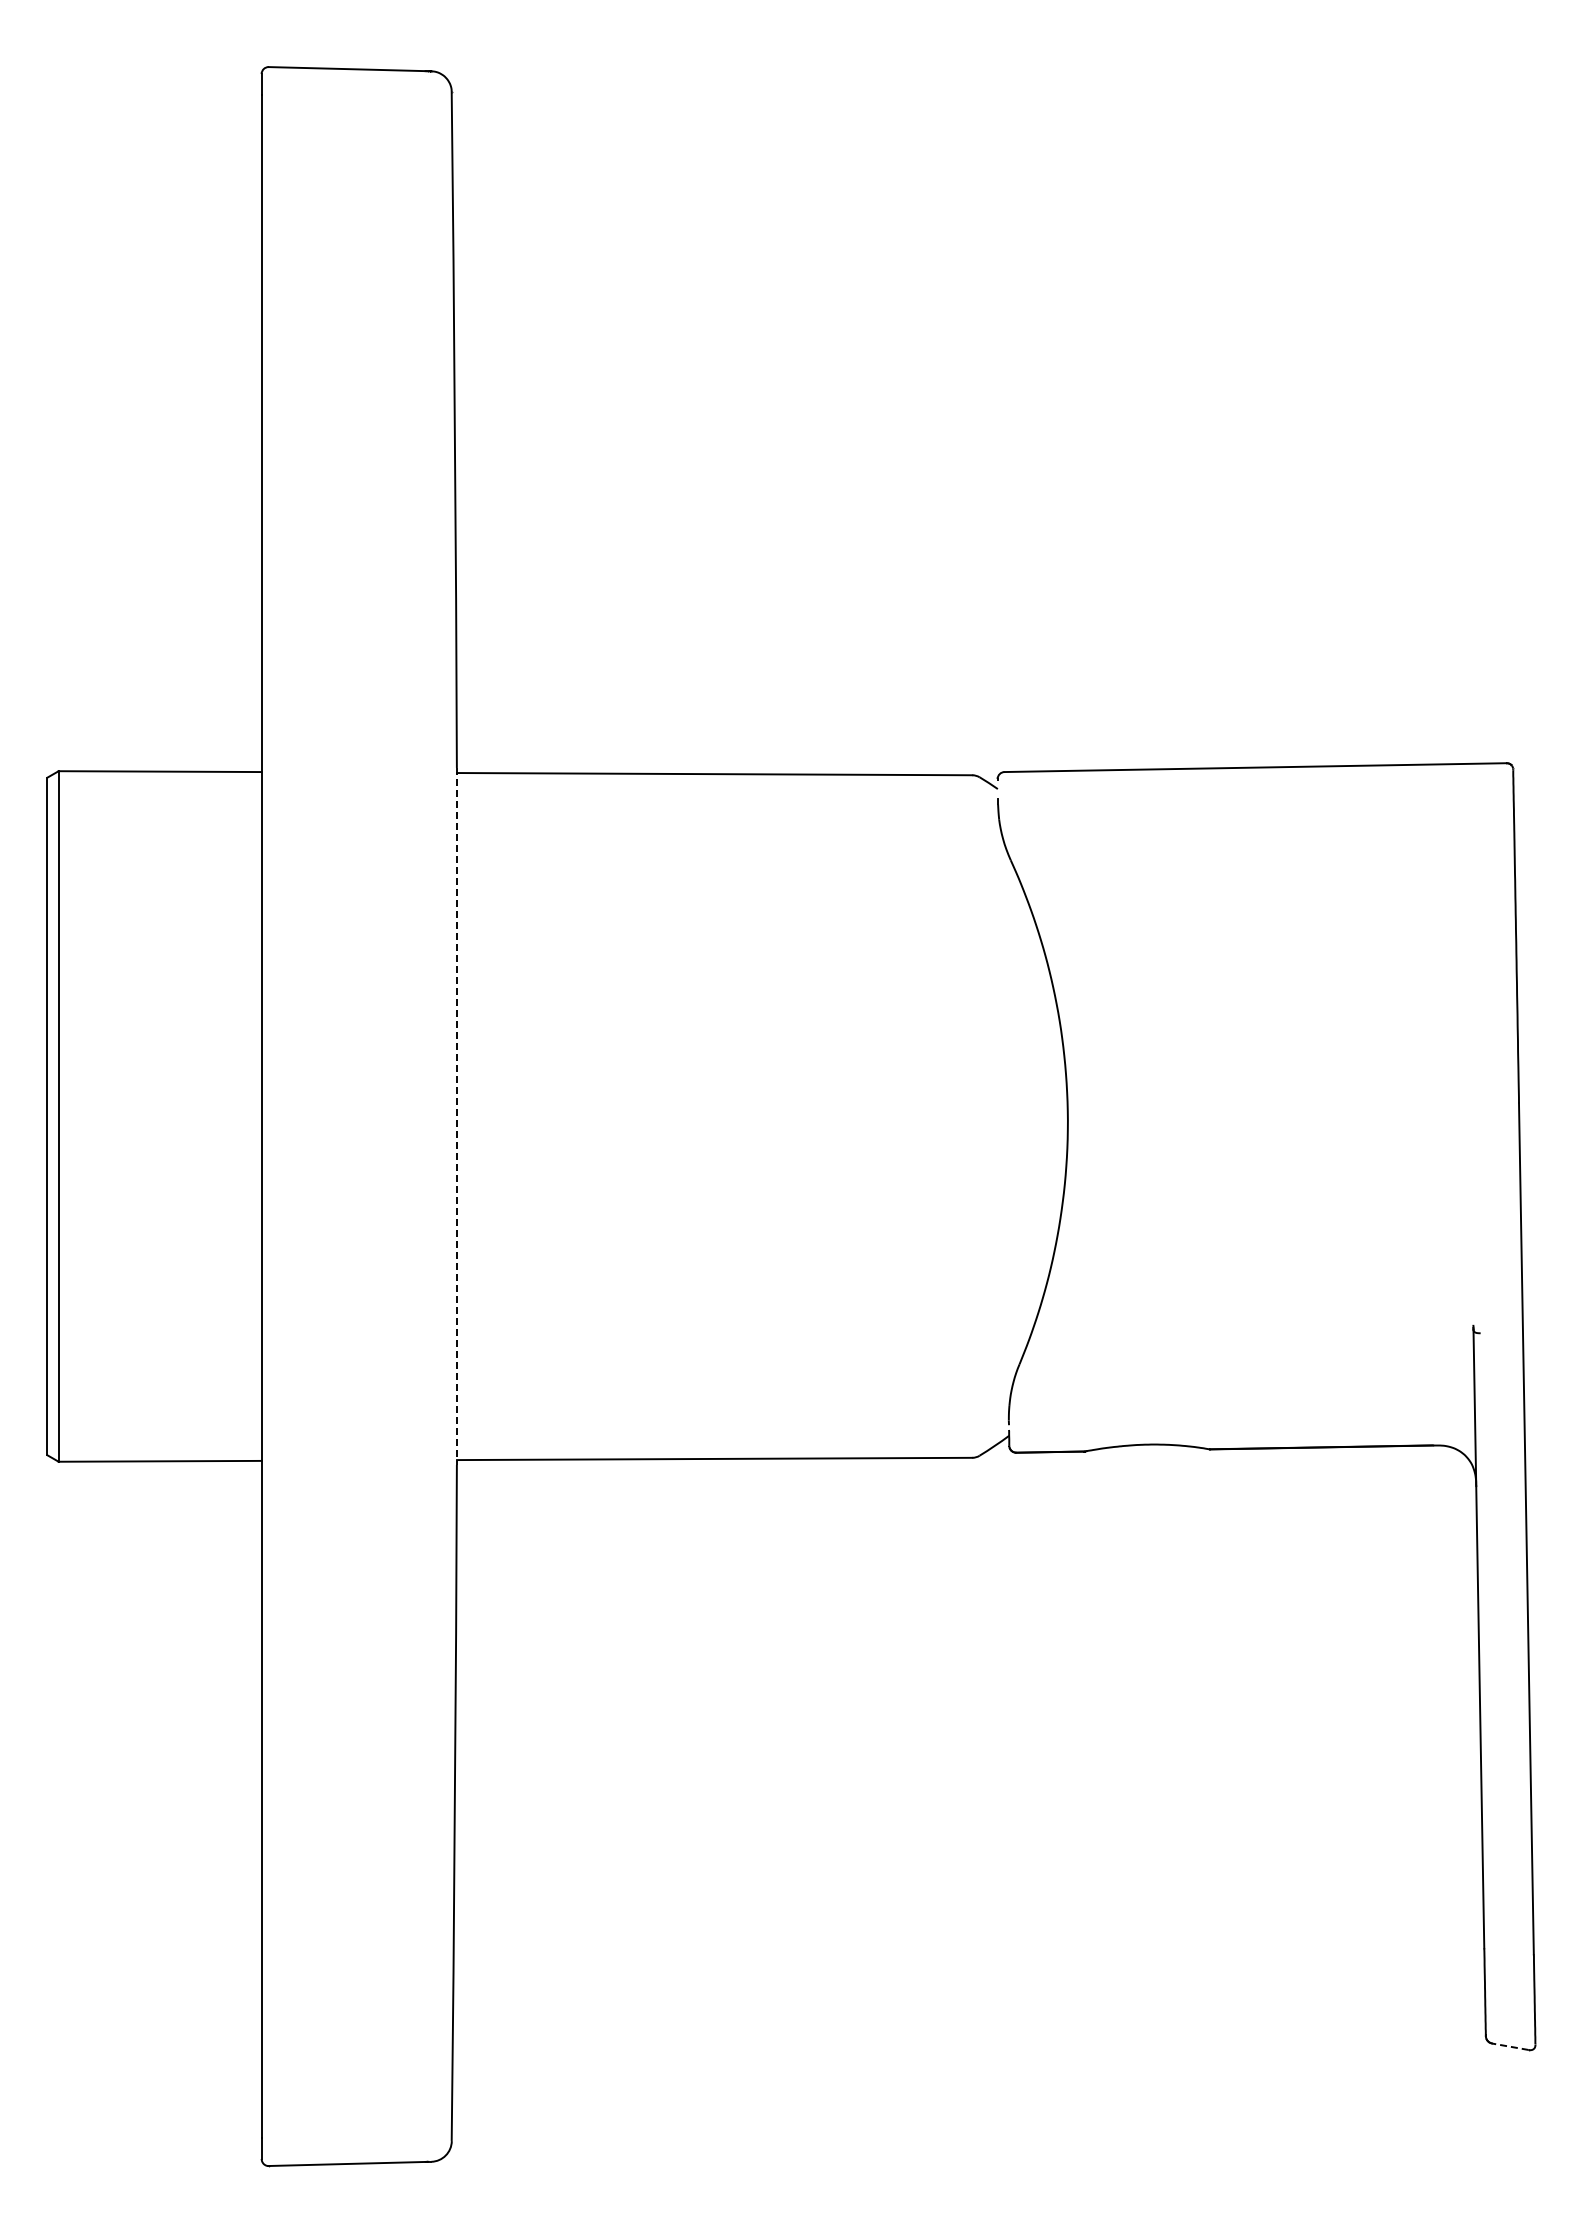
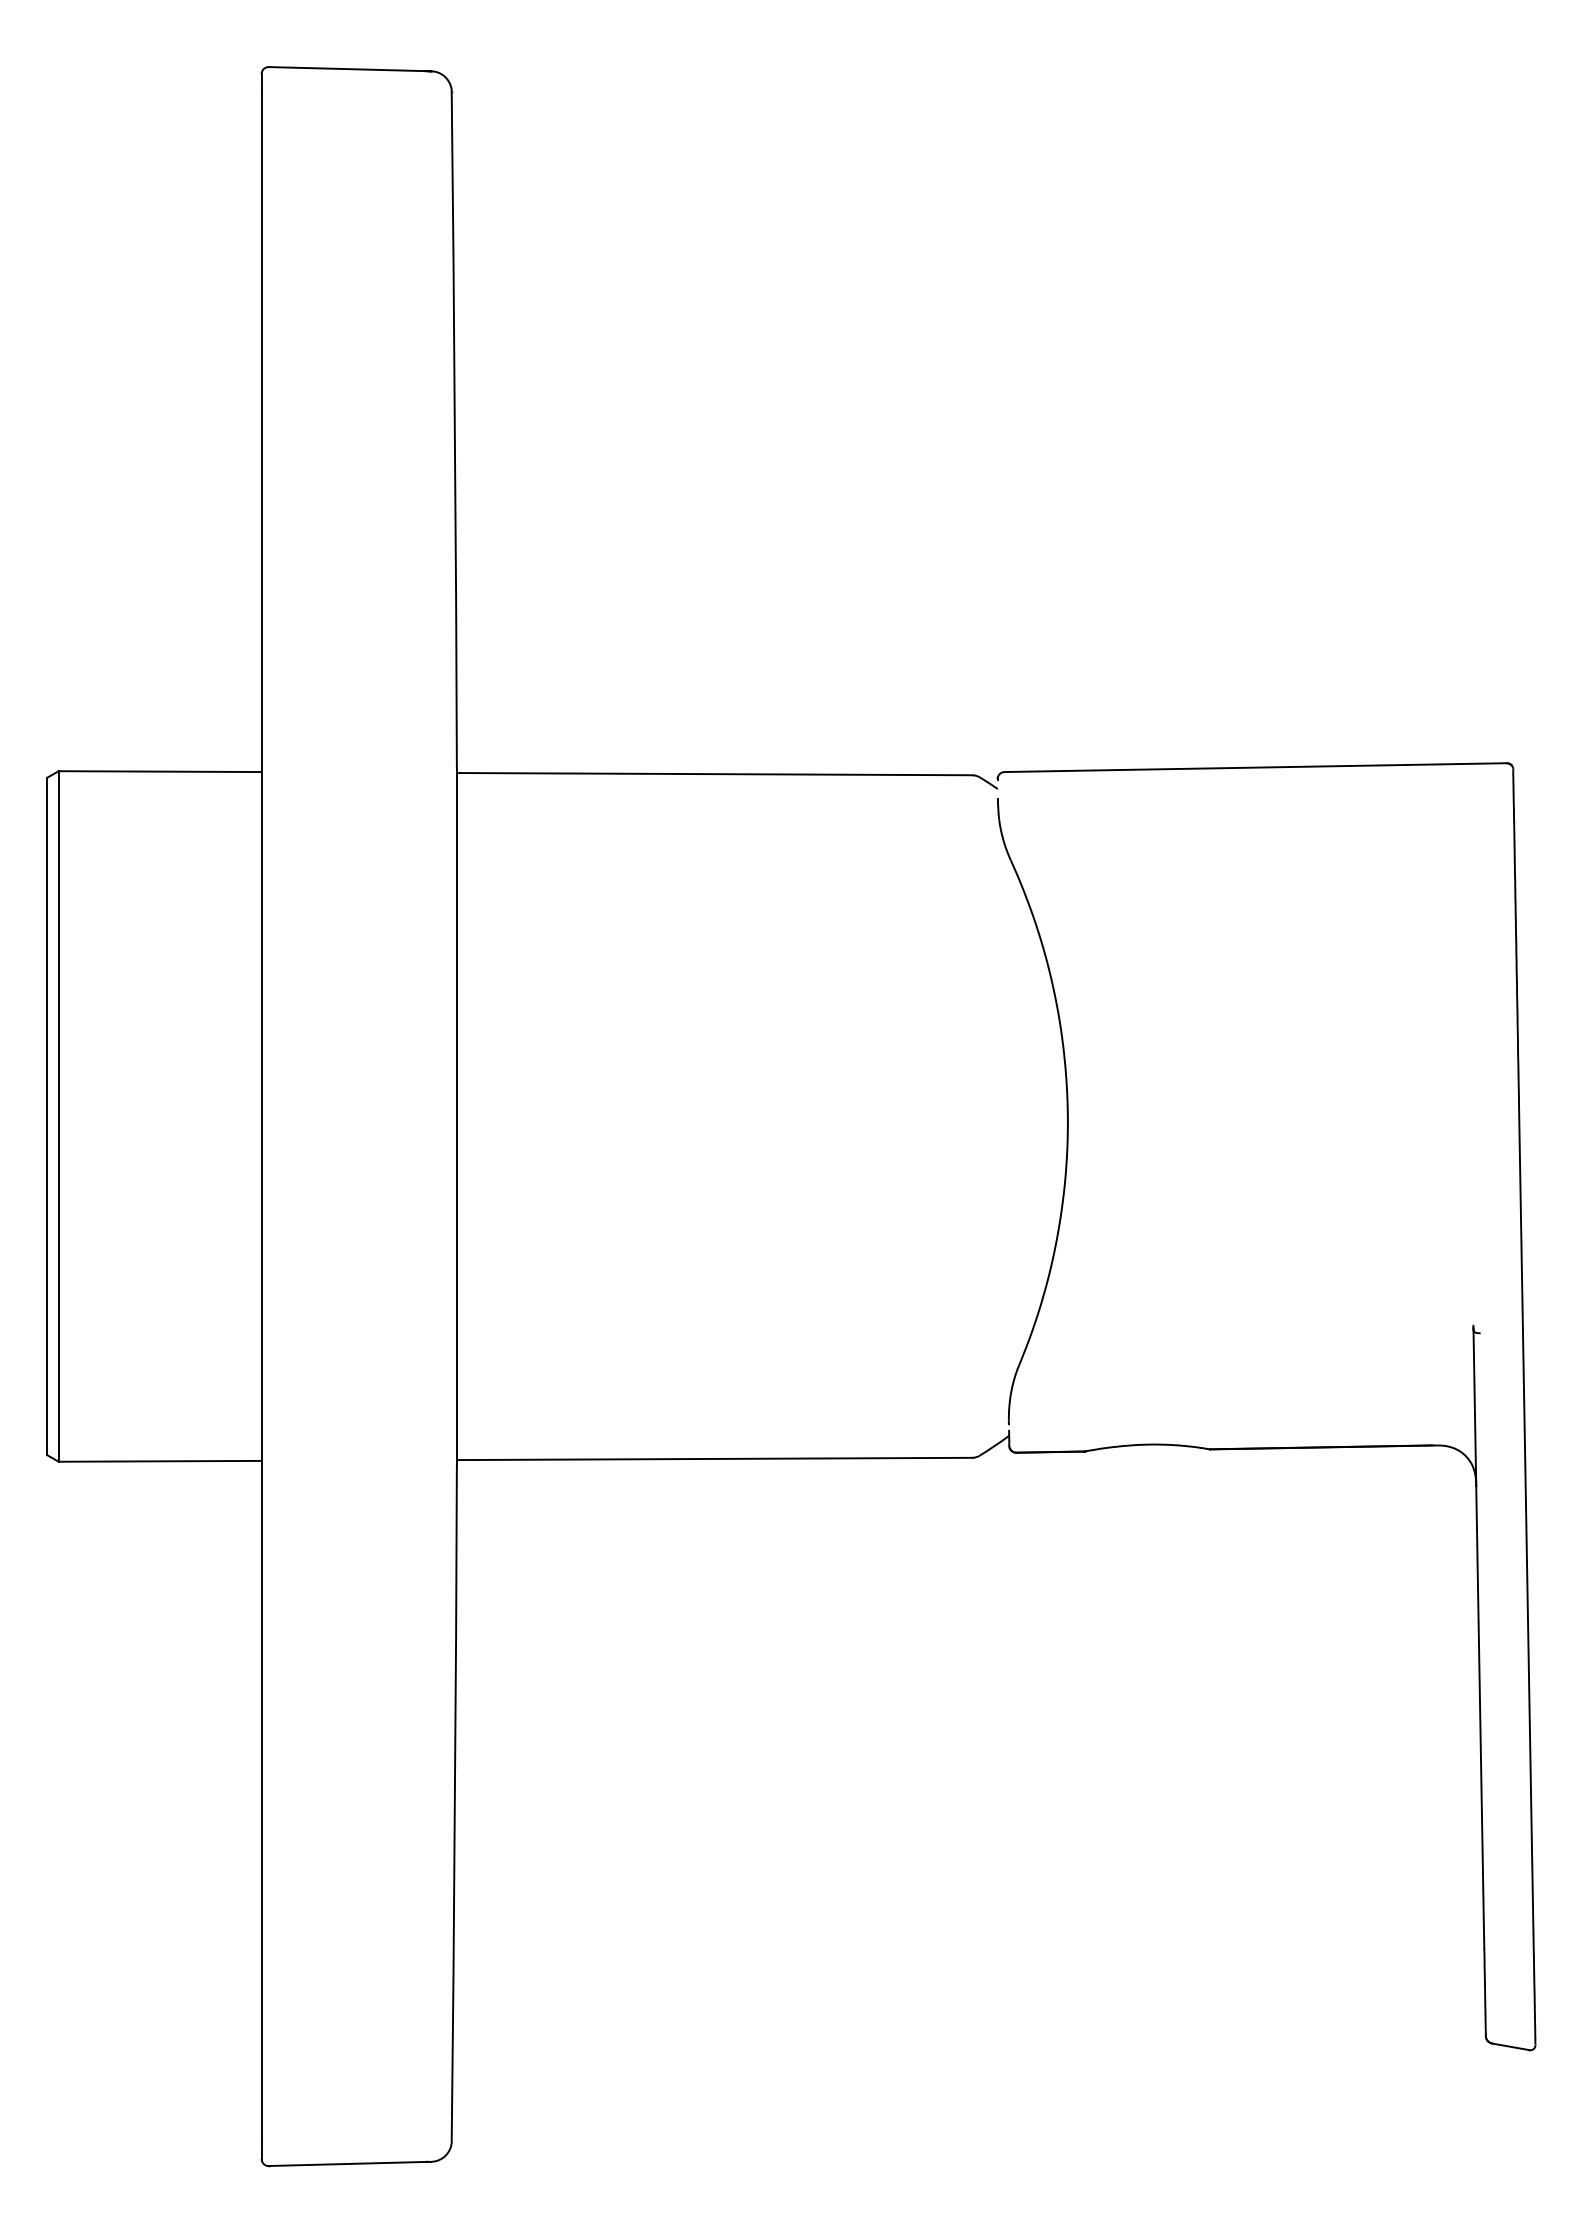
line: dashed -> solid (457, 1116)
line: dashed -> solid (1510, 2046)
